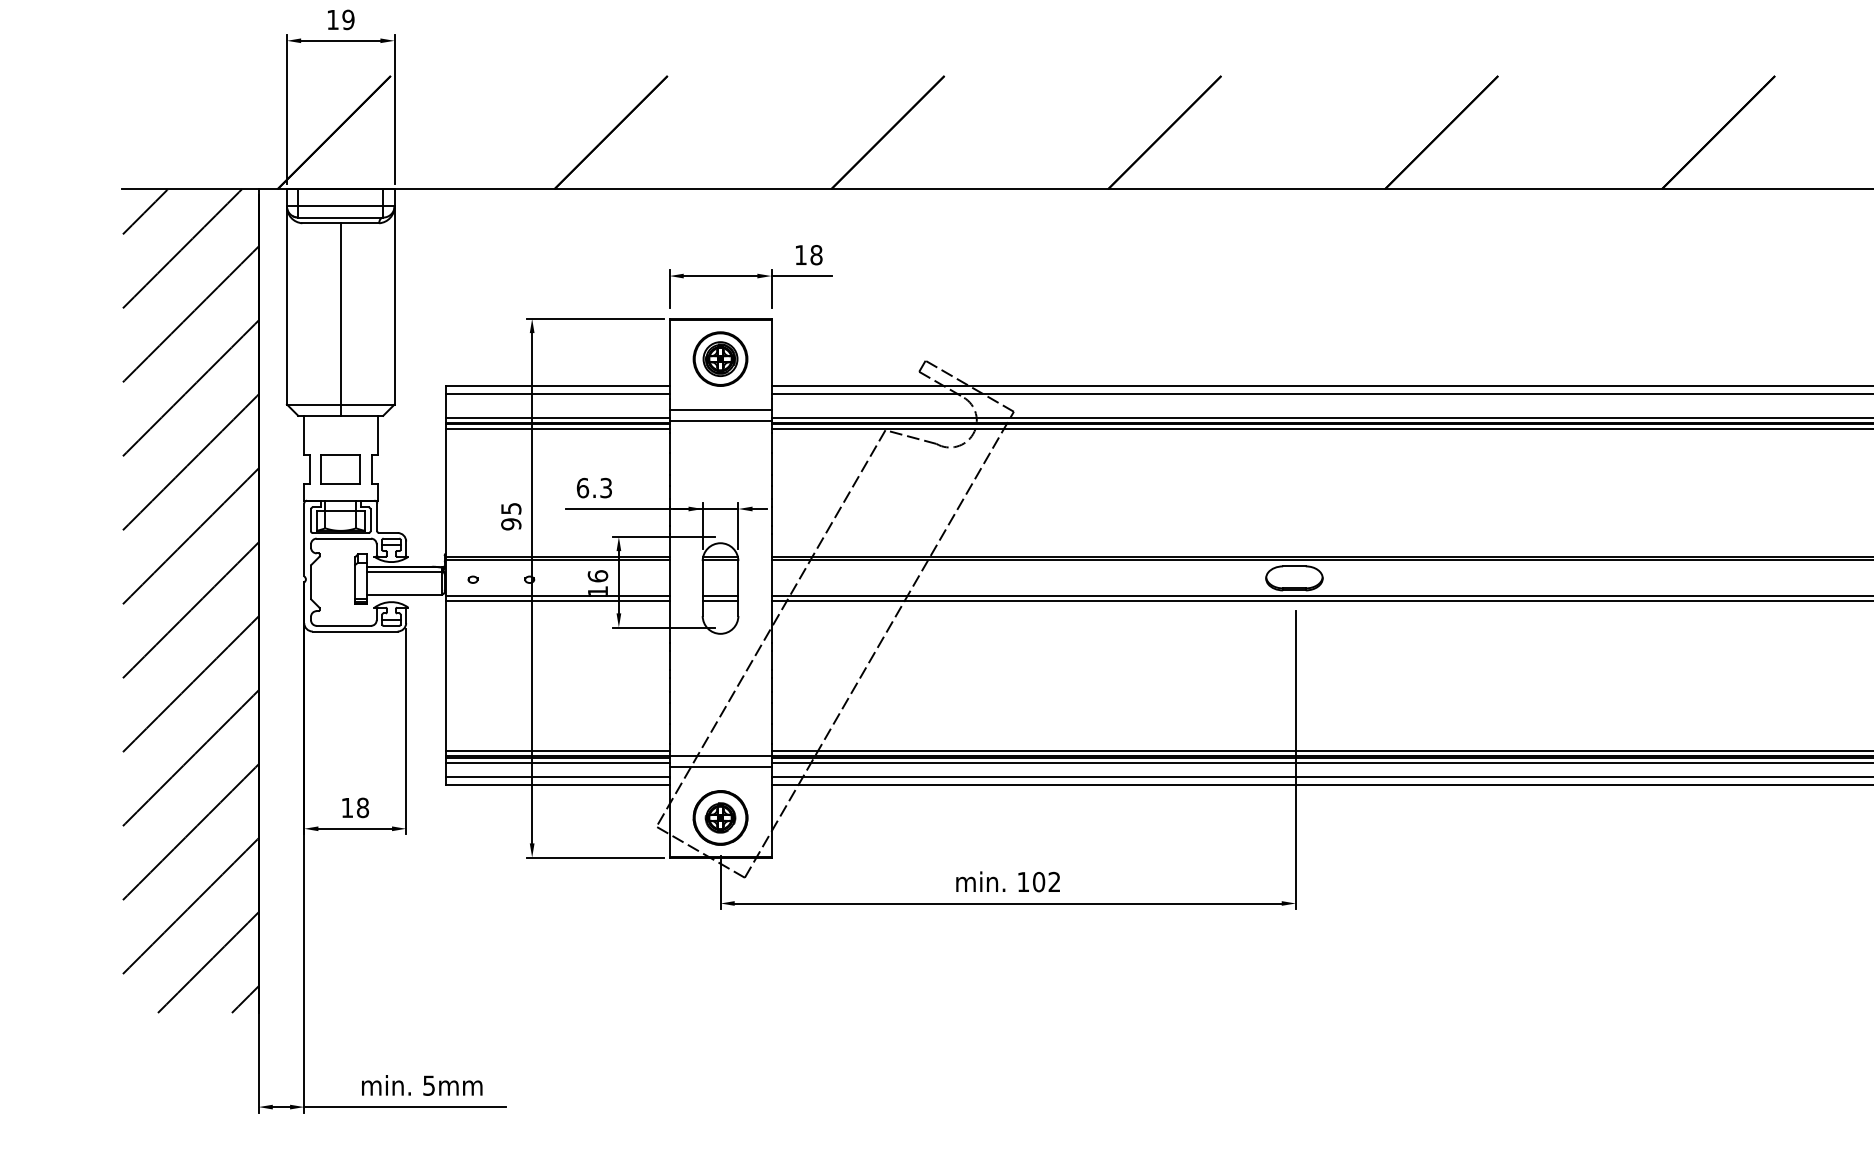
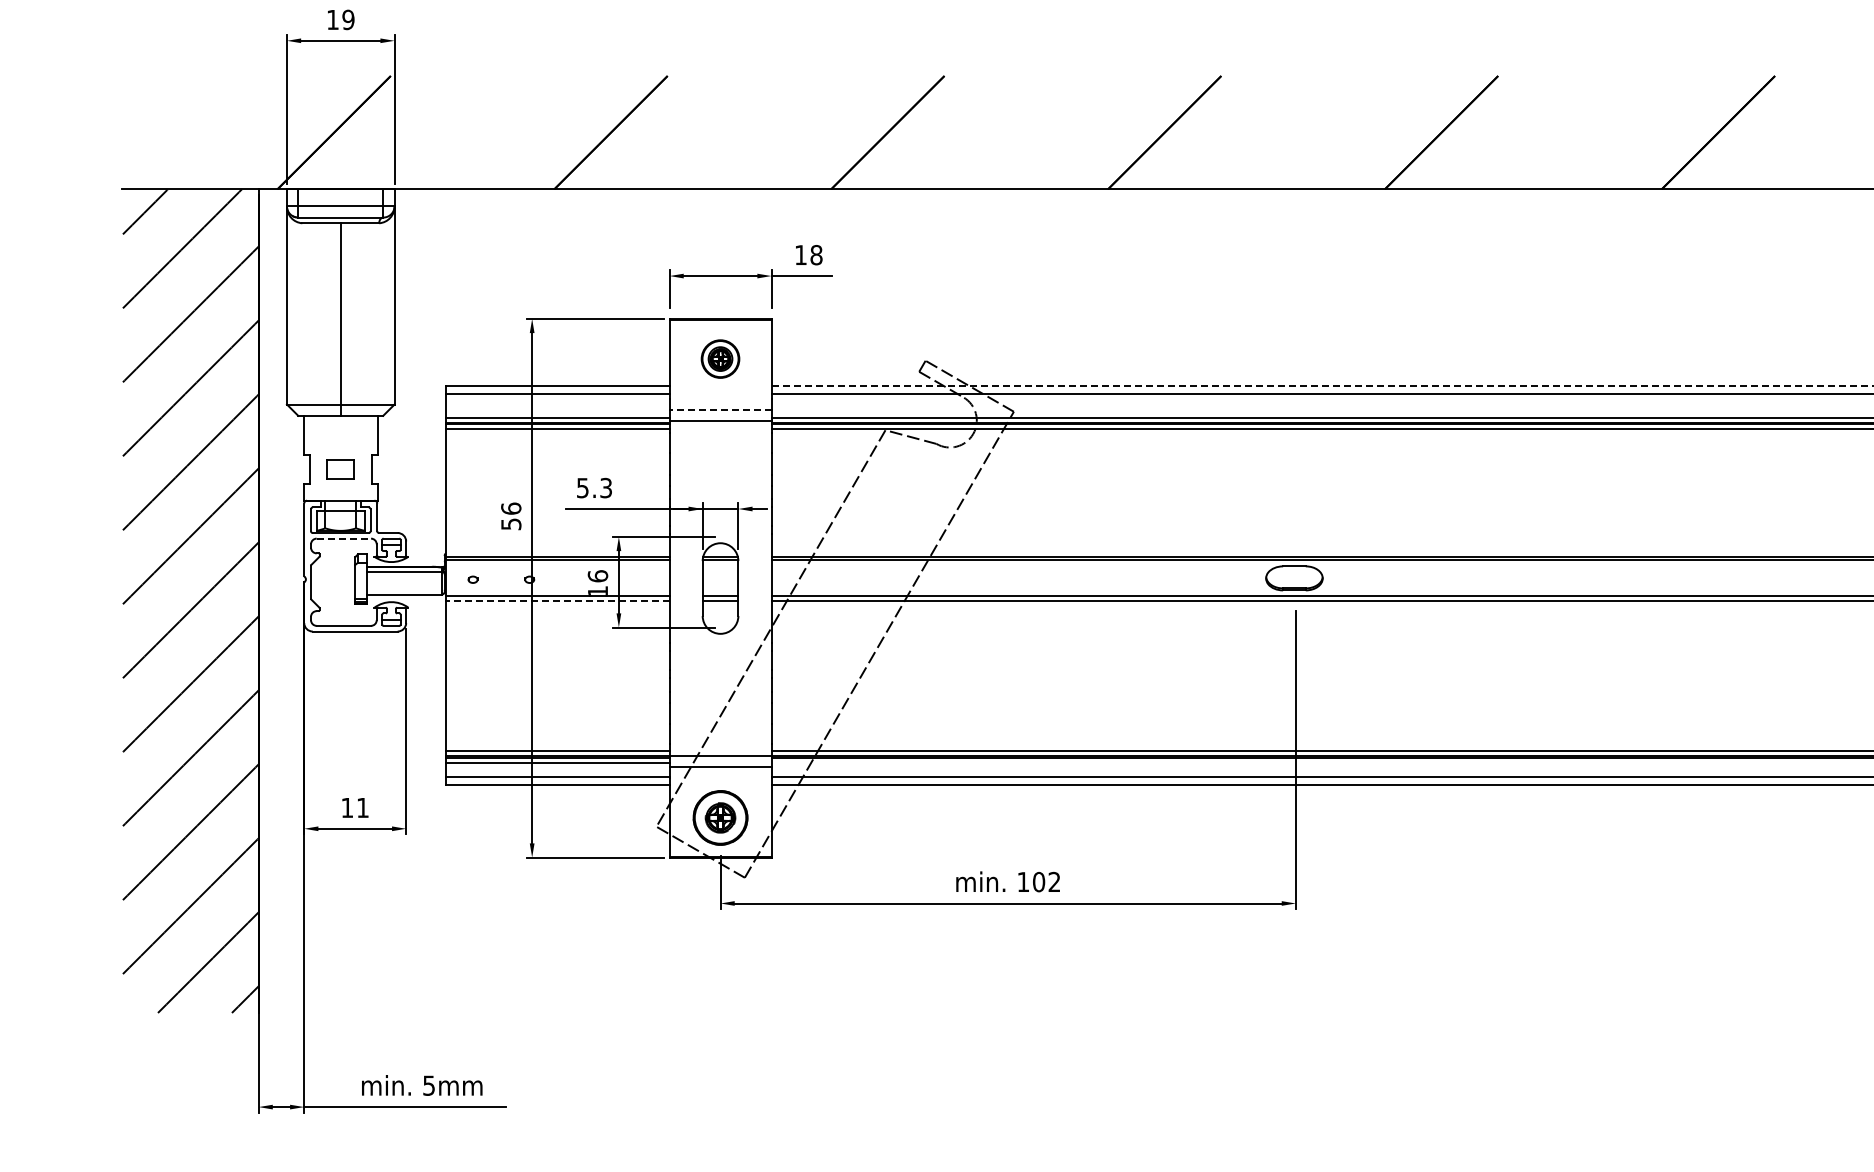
part size: 57x56 px -> 41x40 px (720, 358)
line: solid -> dashed (1322, 385)
line: solid -> dashed (720, 410)
part size: 41x31 px -> 29x21 px (340, 469)
text: 6.3 -> 5.3 (582, 487)
text: 95 -> 56 (511, 516)
line: solid -> dashed (344, 538)
line: solid -> dashed (557, 600)
line: present -> none (1320, 762)
text: 18 -> 11 (363, 807)
